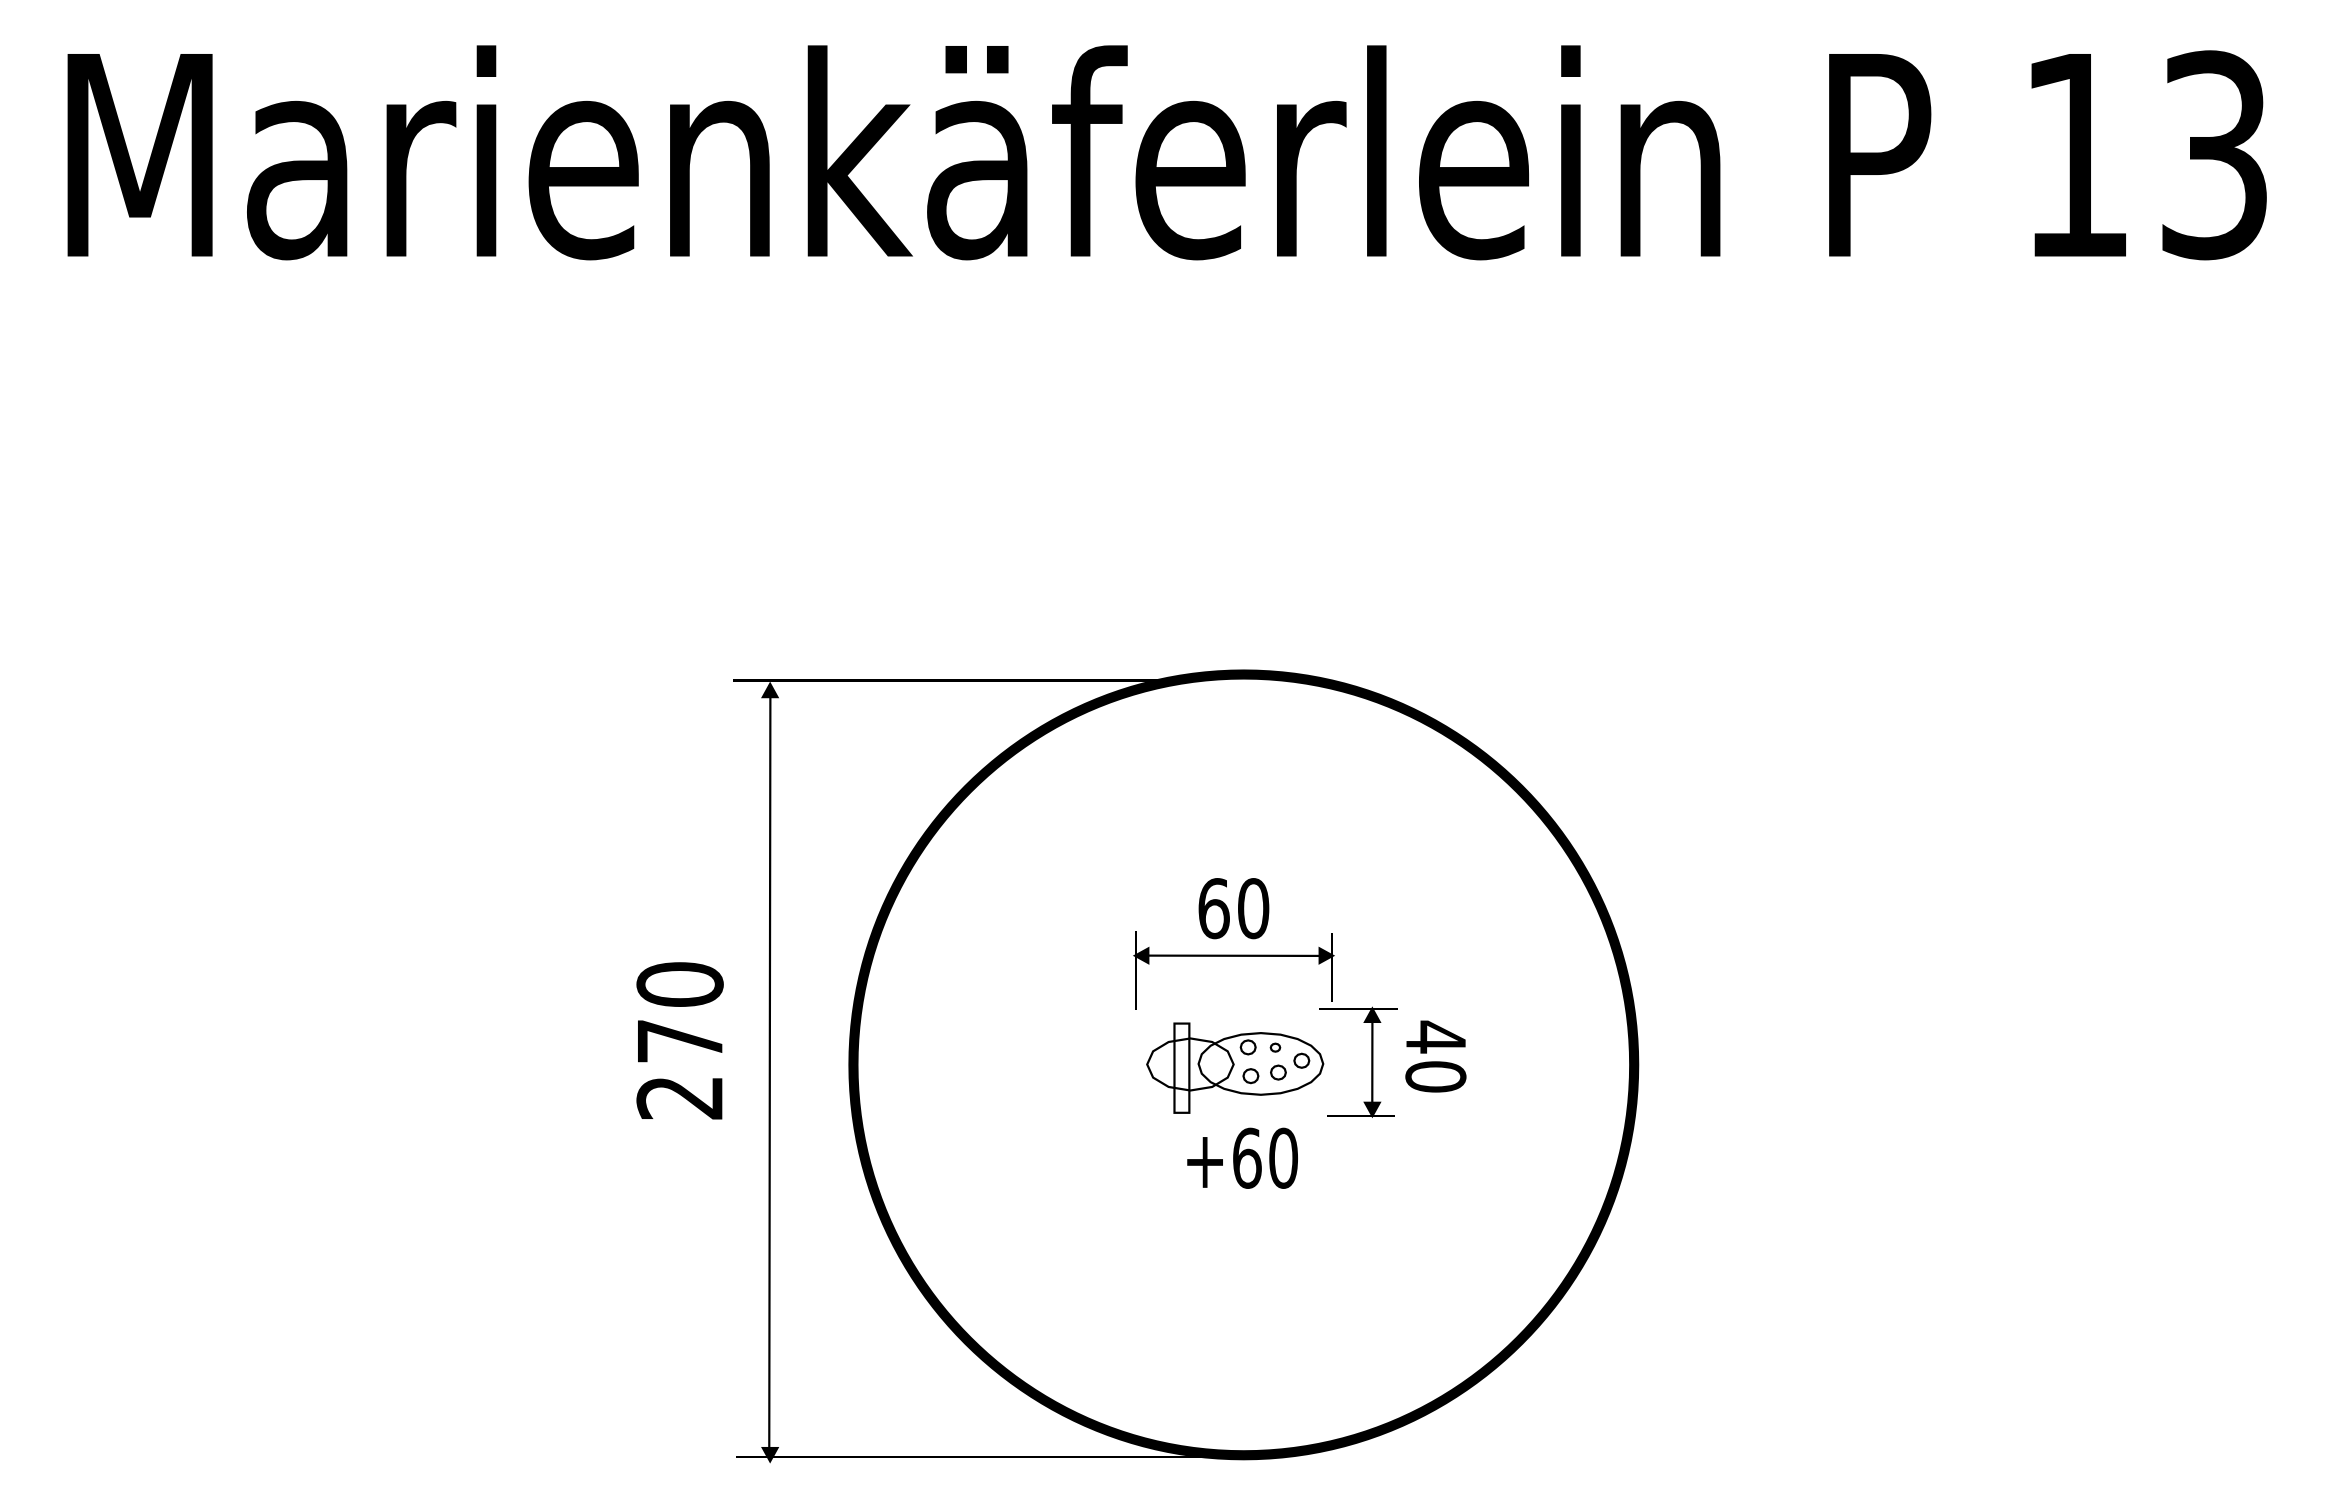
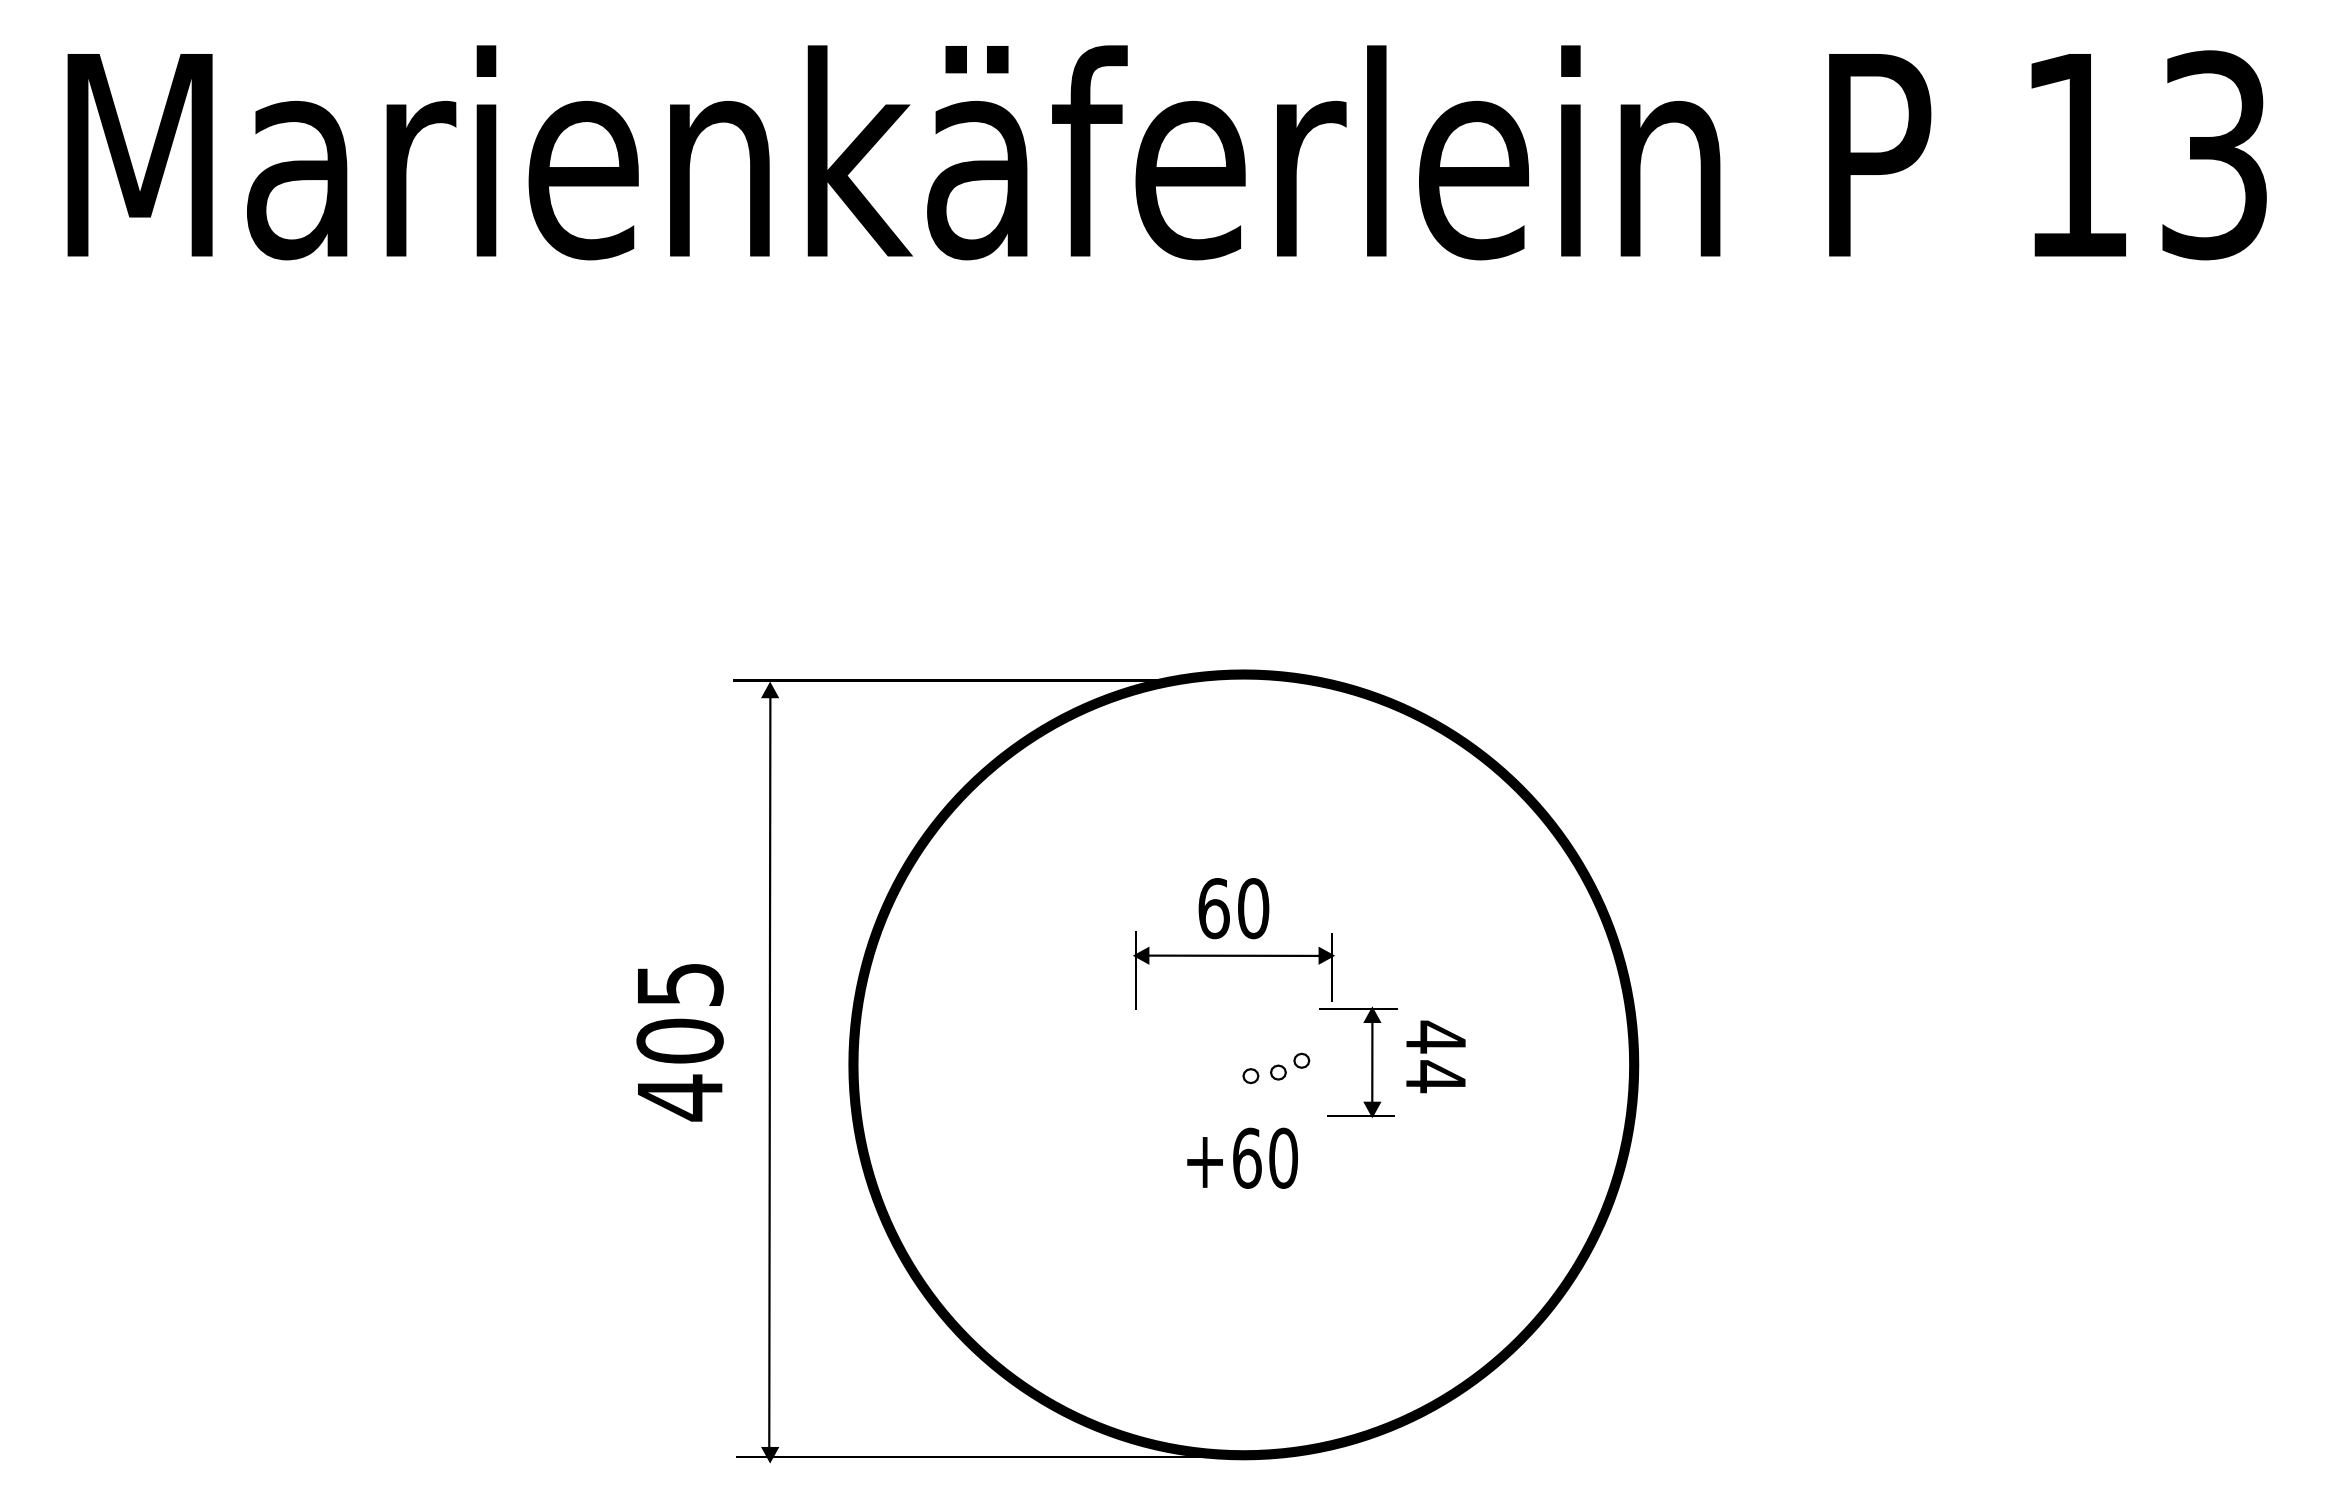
text: 270 -> 405 (679, 1041)
part: present -> none (1235, 1067)
text: 40 -> 44 (1435, 1076)
